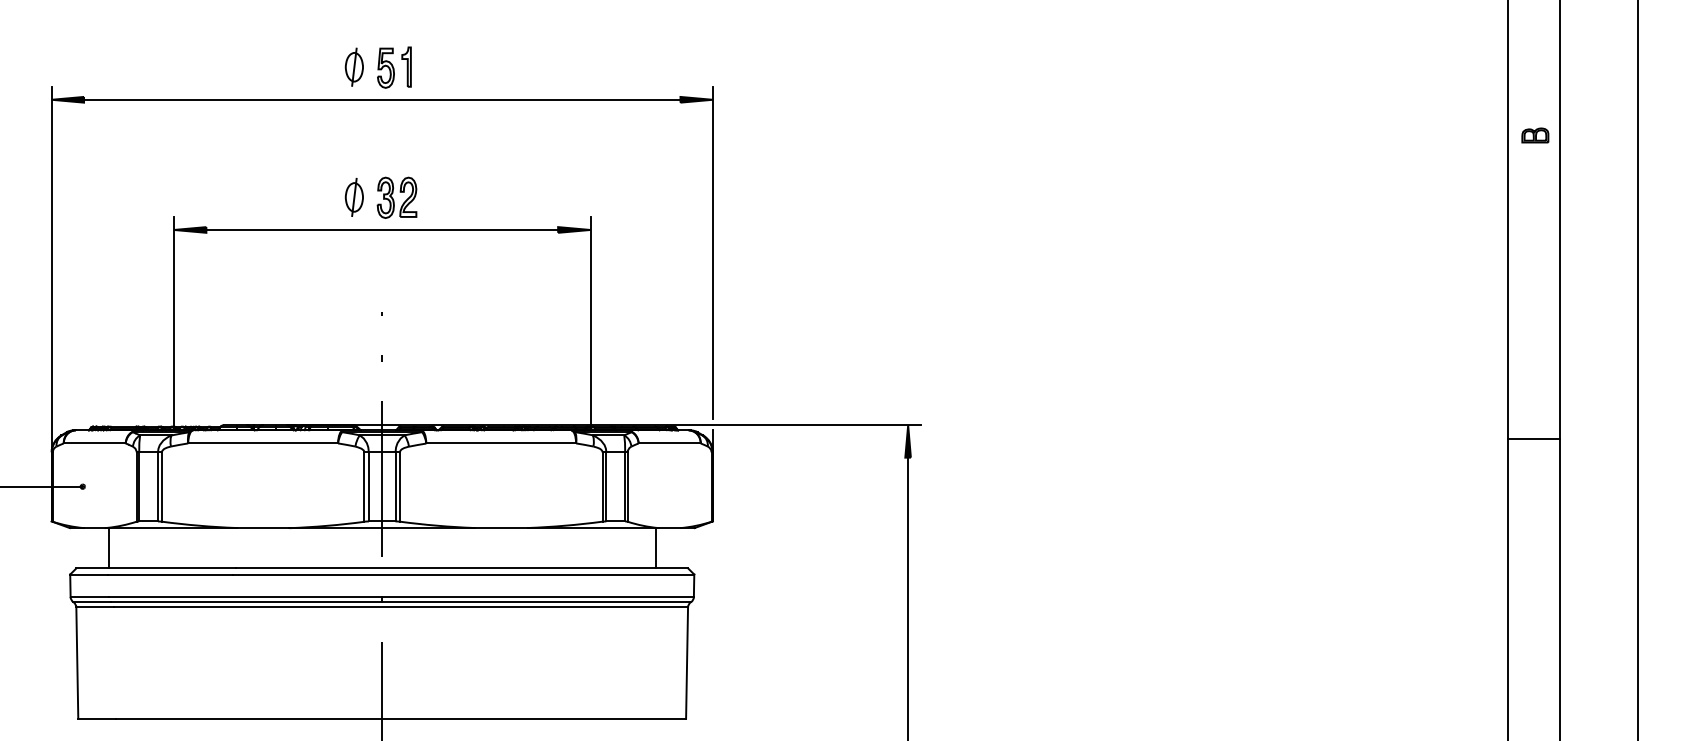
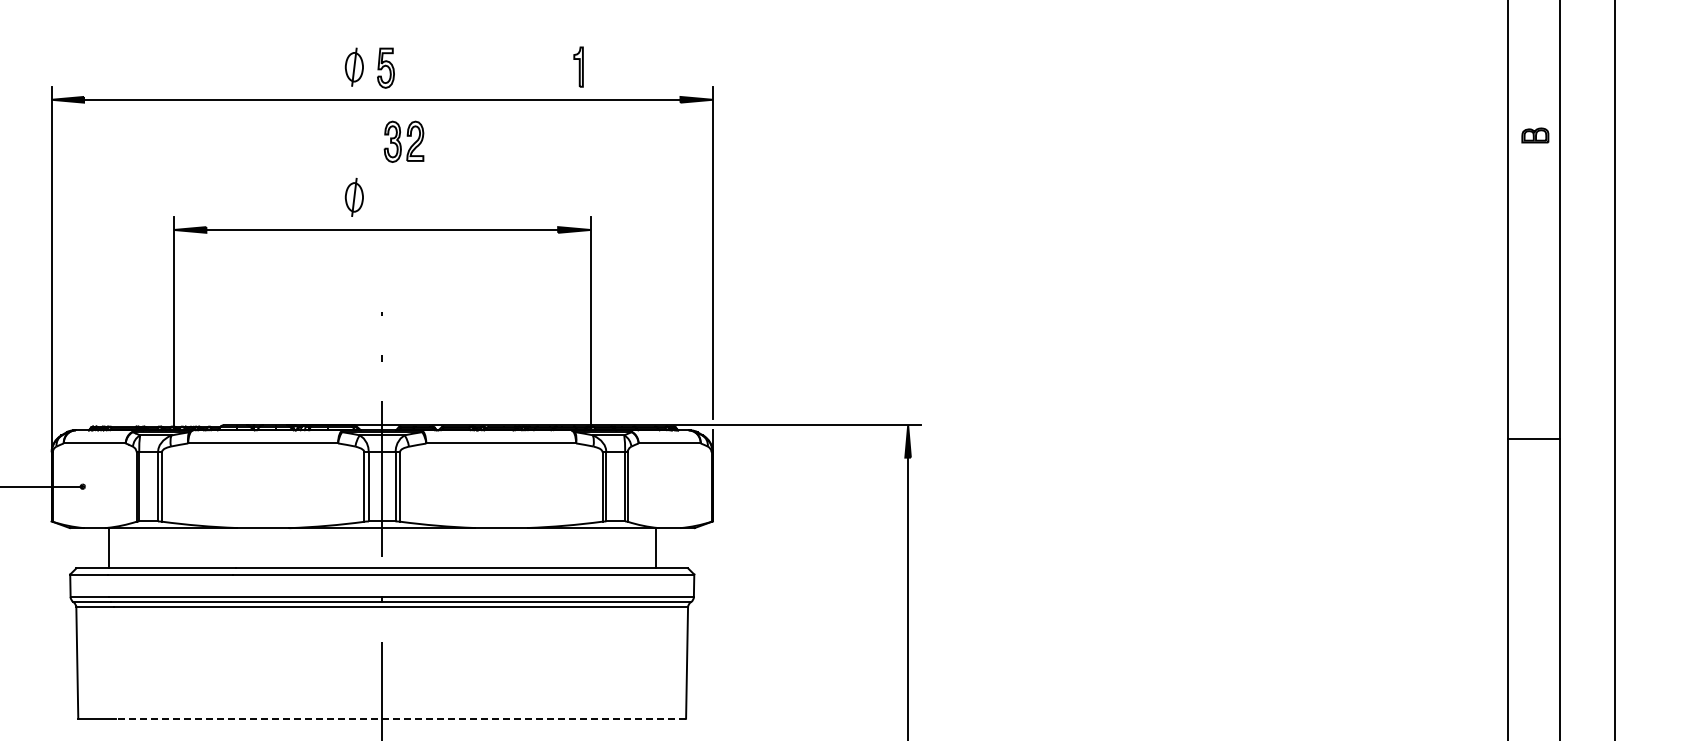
part position: (406, 66) -> (578, 66) (578, 66)
part position: (396, 197) -> (403, 141) (403, 141)
line position: (1638, 369) -> (1615, 369) (1615, 369)
line: solid -> dashed (400, 718)
